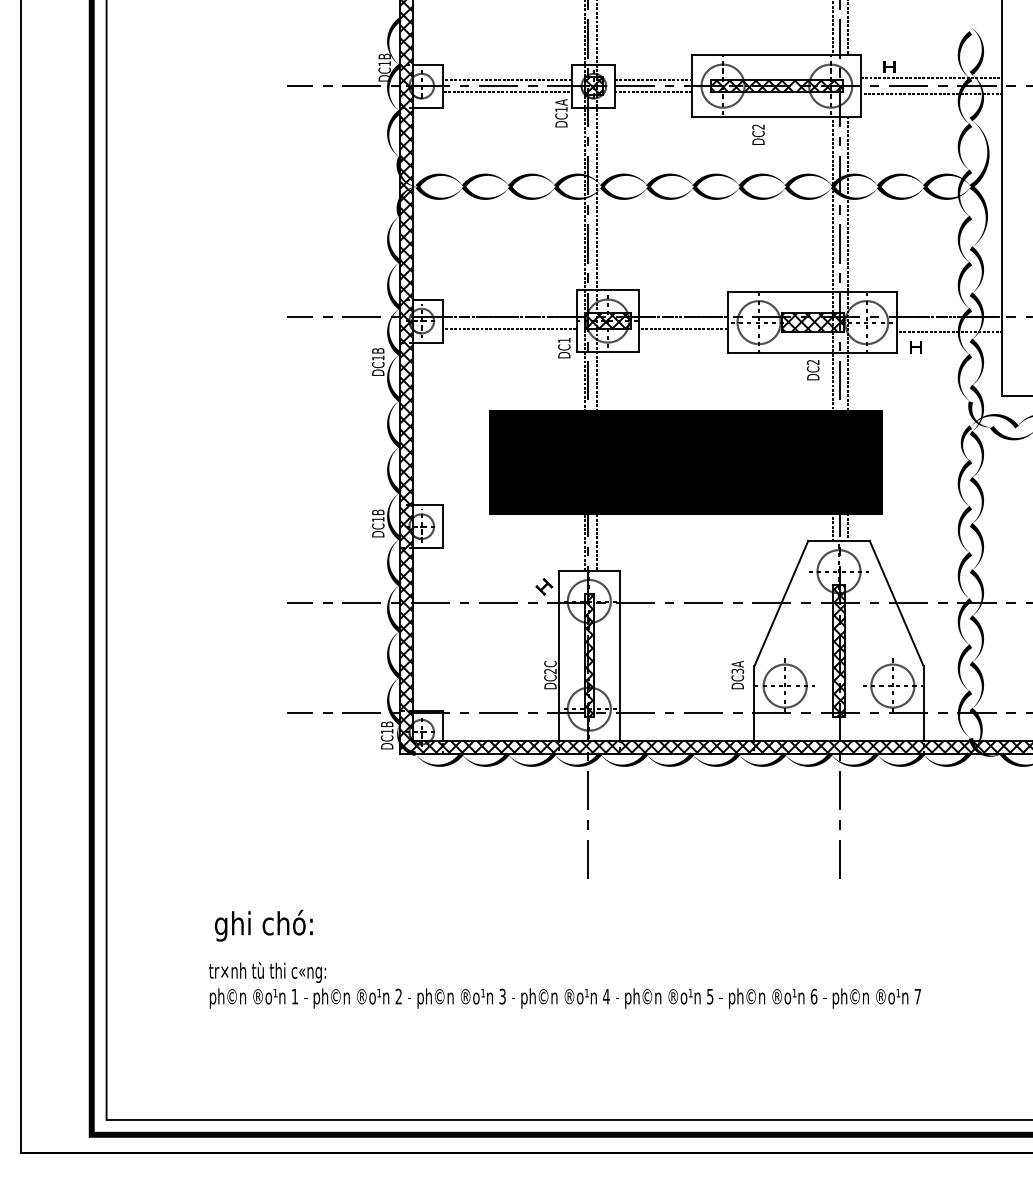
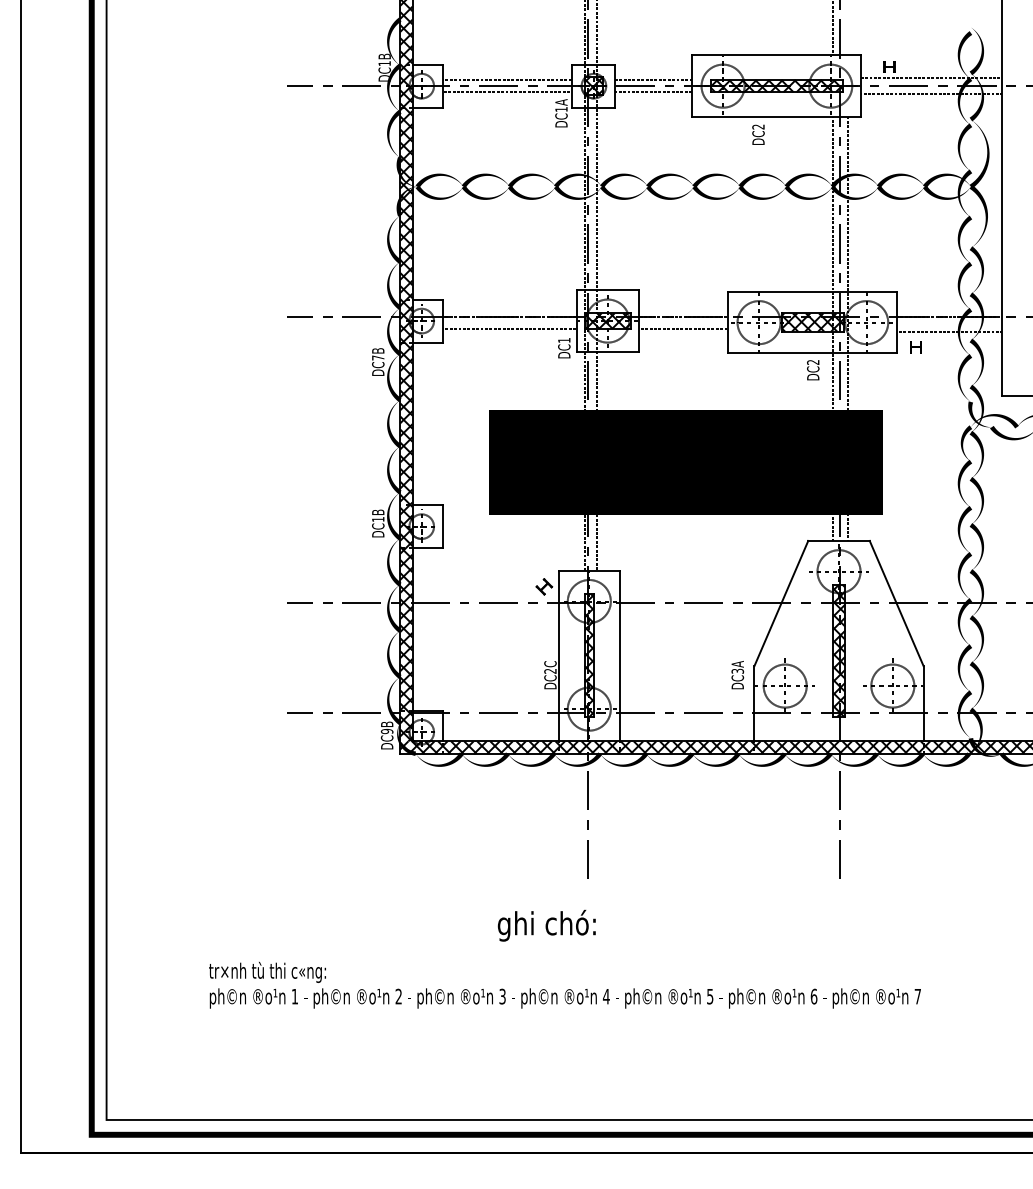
line: present -> none (847, 28)
text: DC1B -> DC7B (378, 357)
text: DC1B -> DC9B (386, 731)
text position: (263, 925) -> (546, 925) (546, 925)
